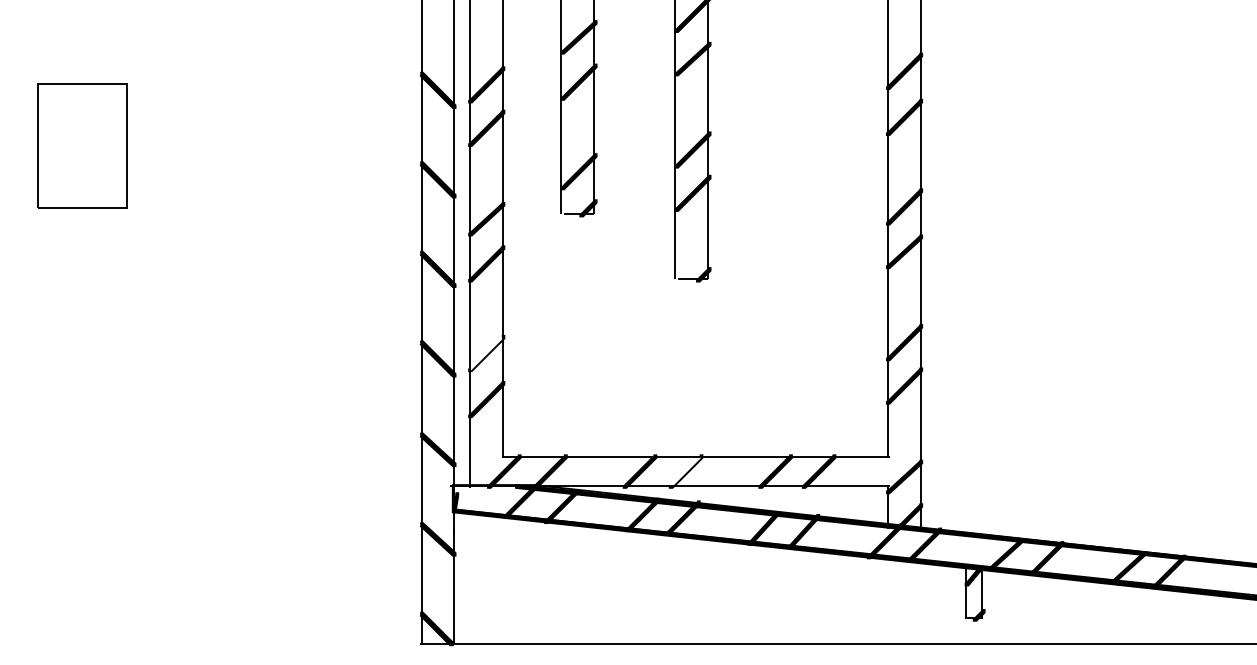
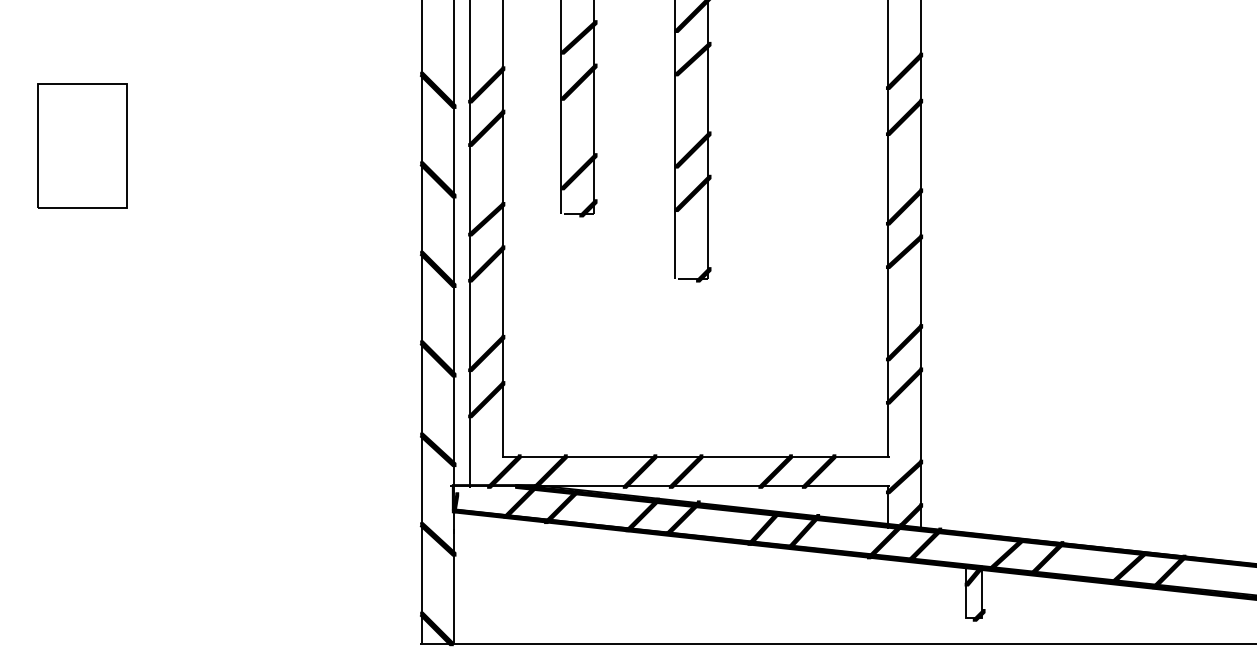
fill: none -> present (486, 353)
fill: none -> present (685, 471)
